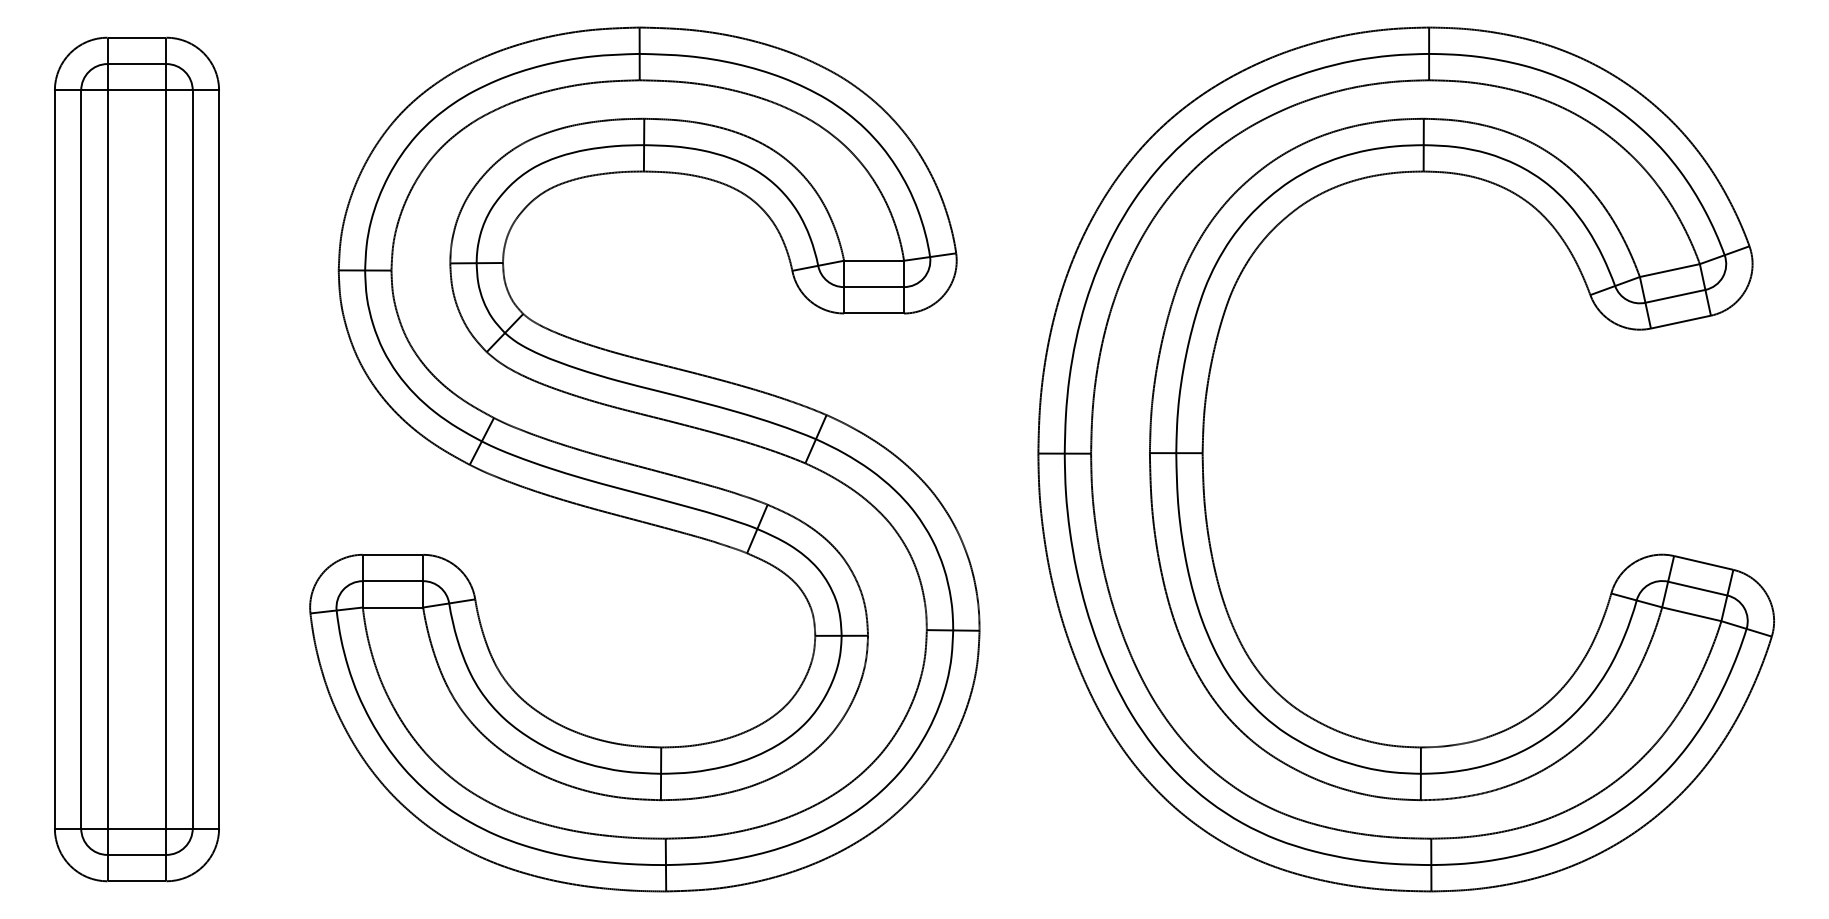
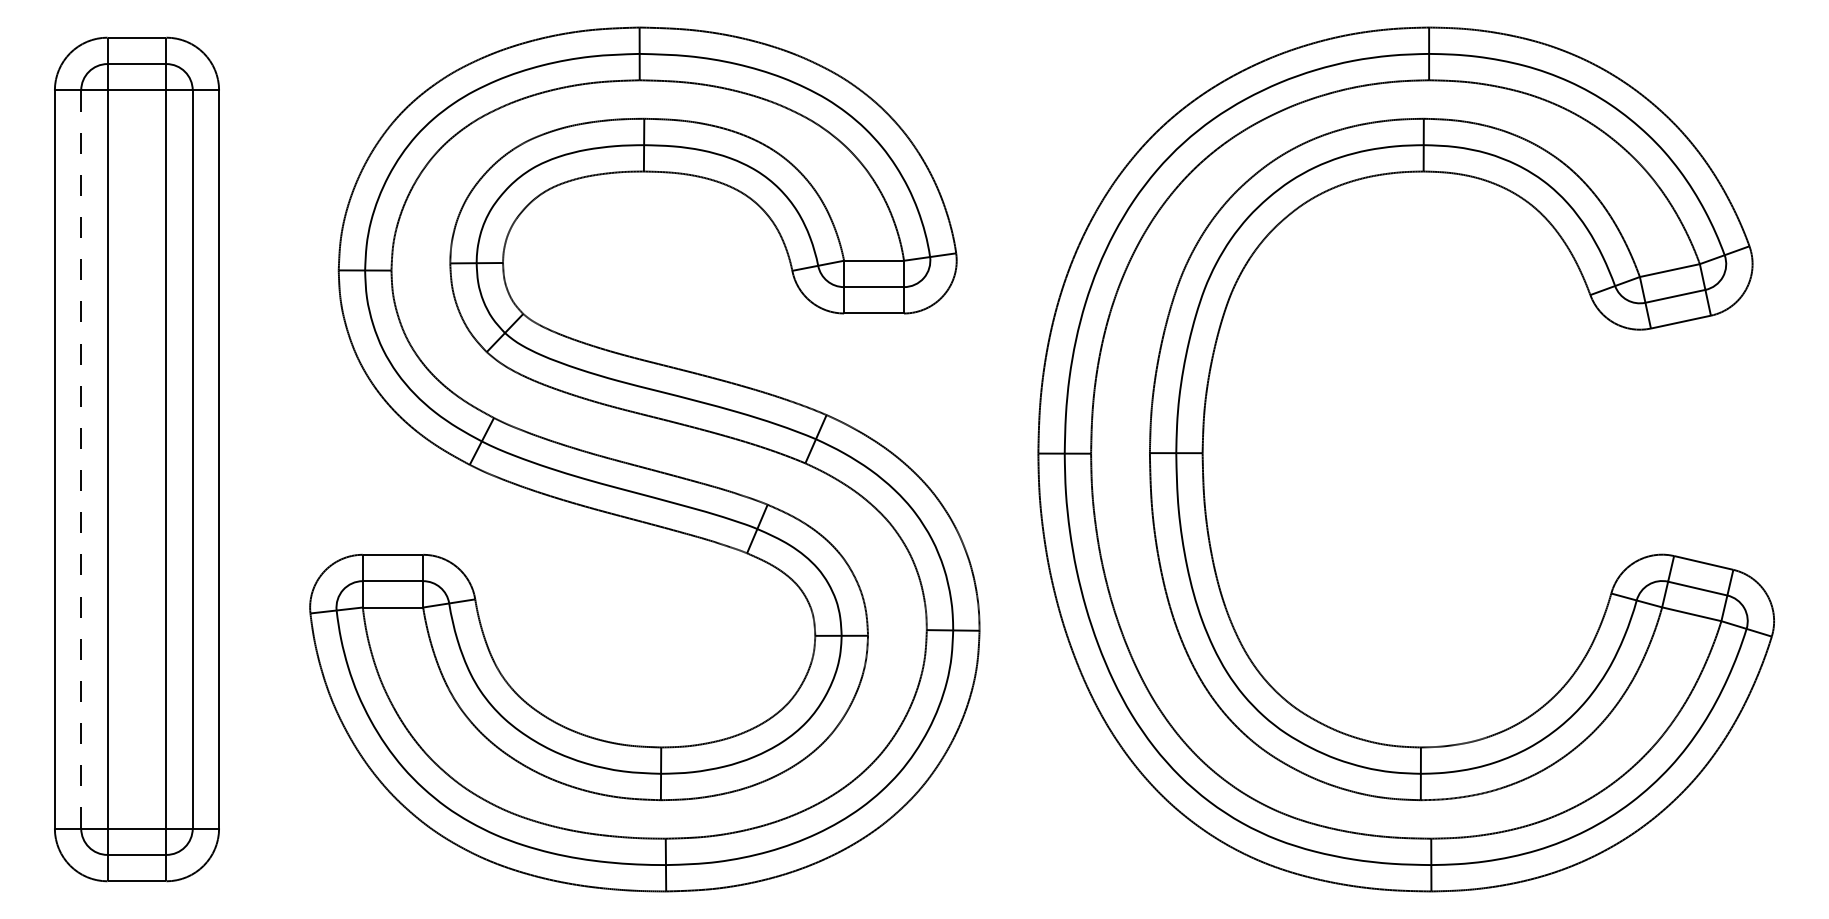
line: solid -> dashed (81, 459)
